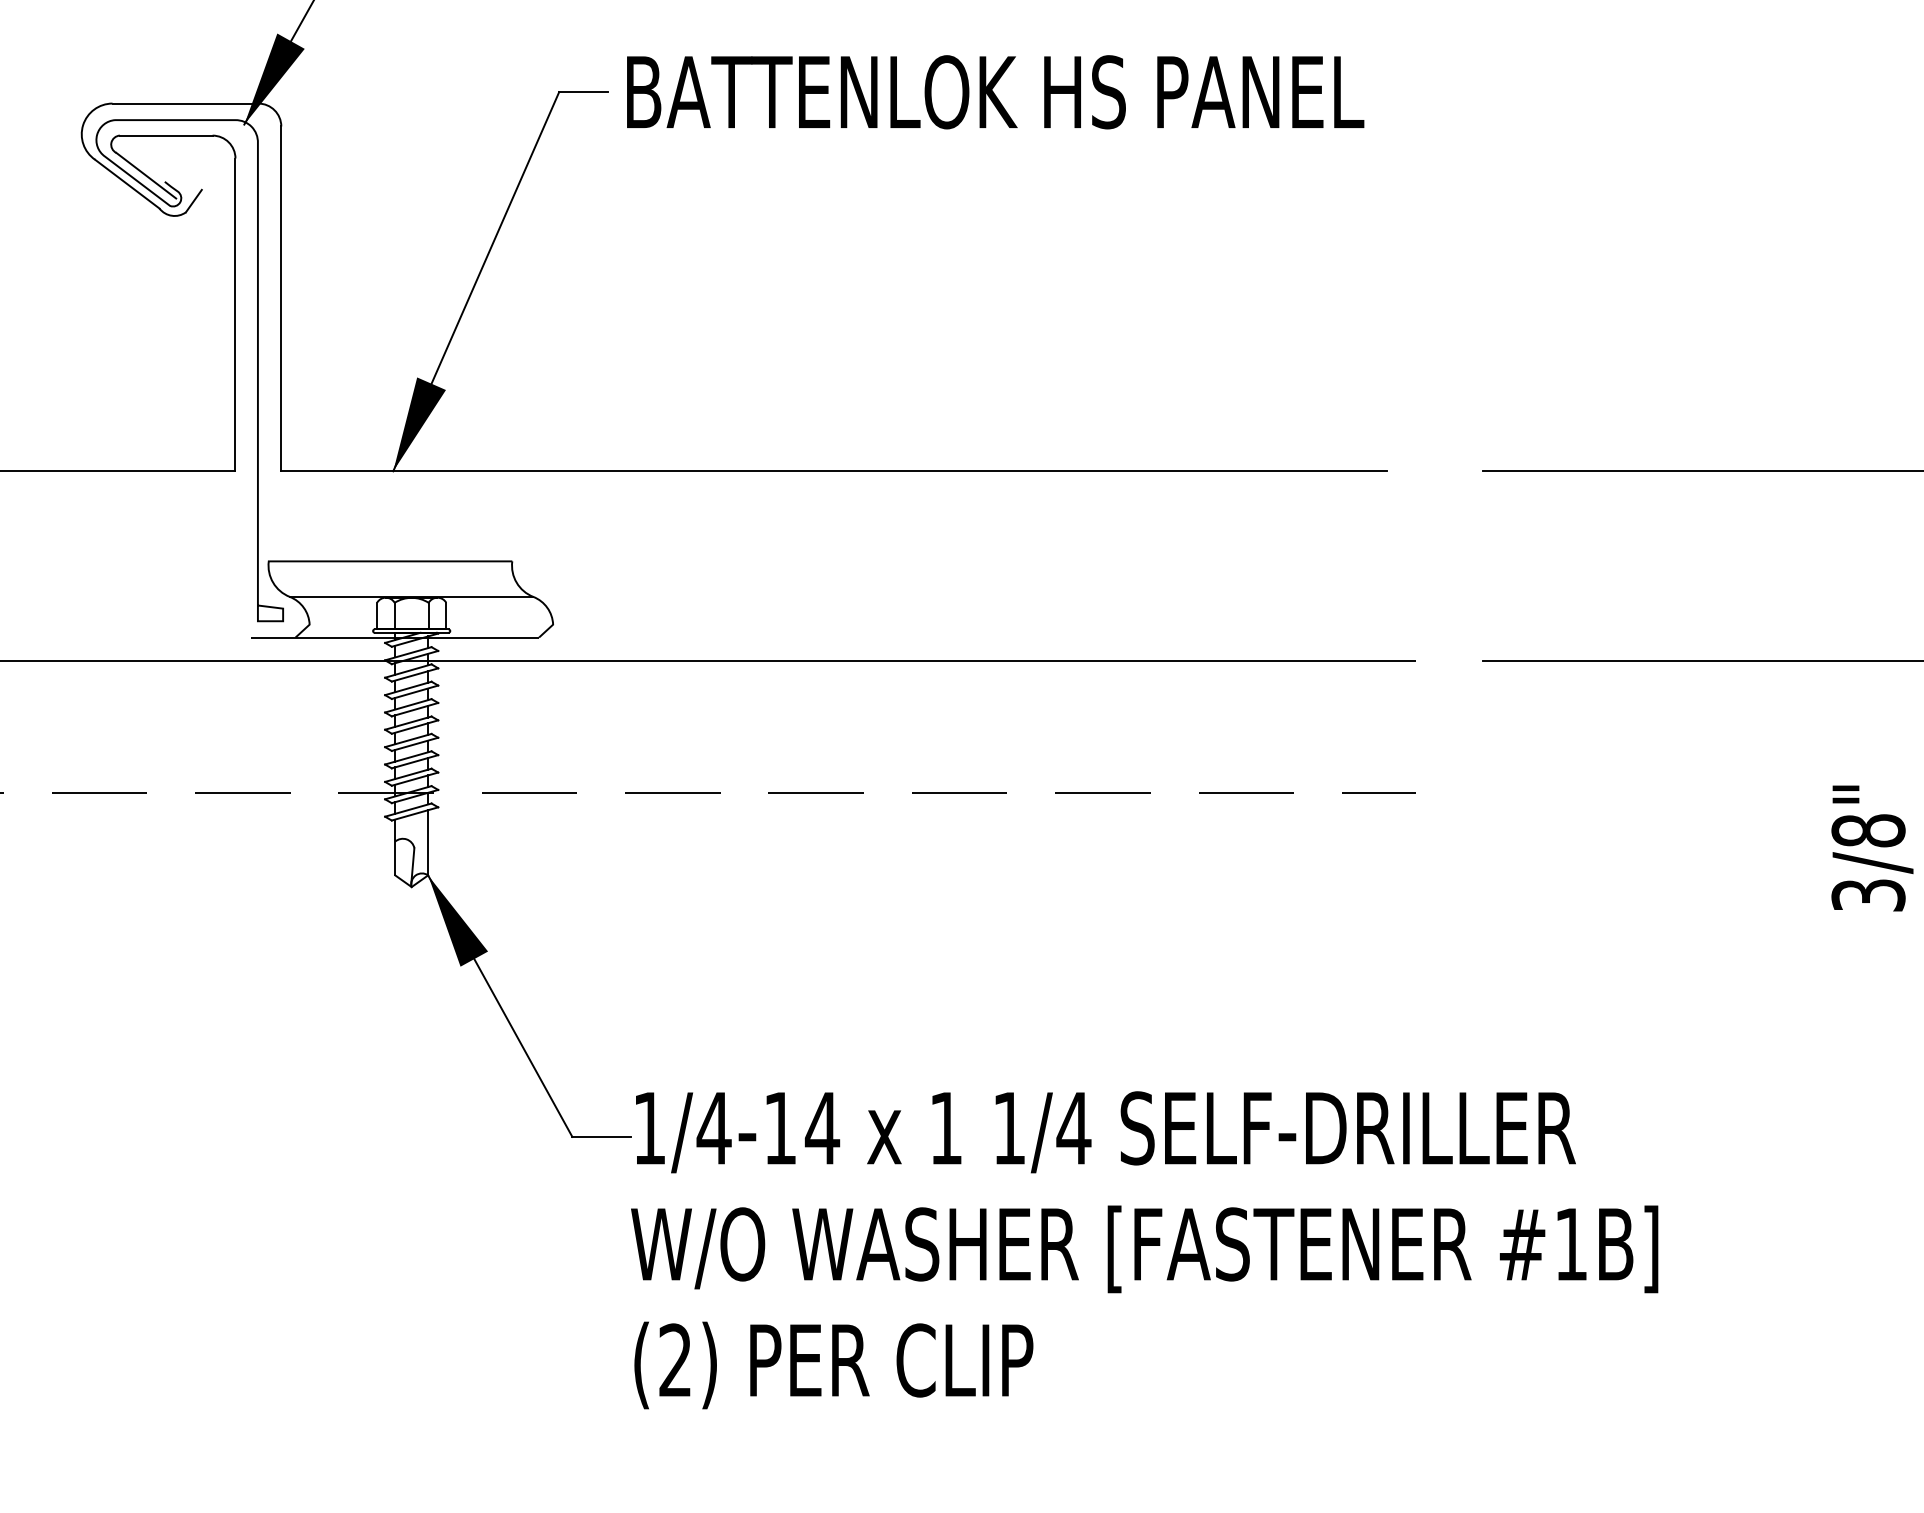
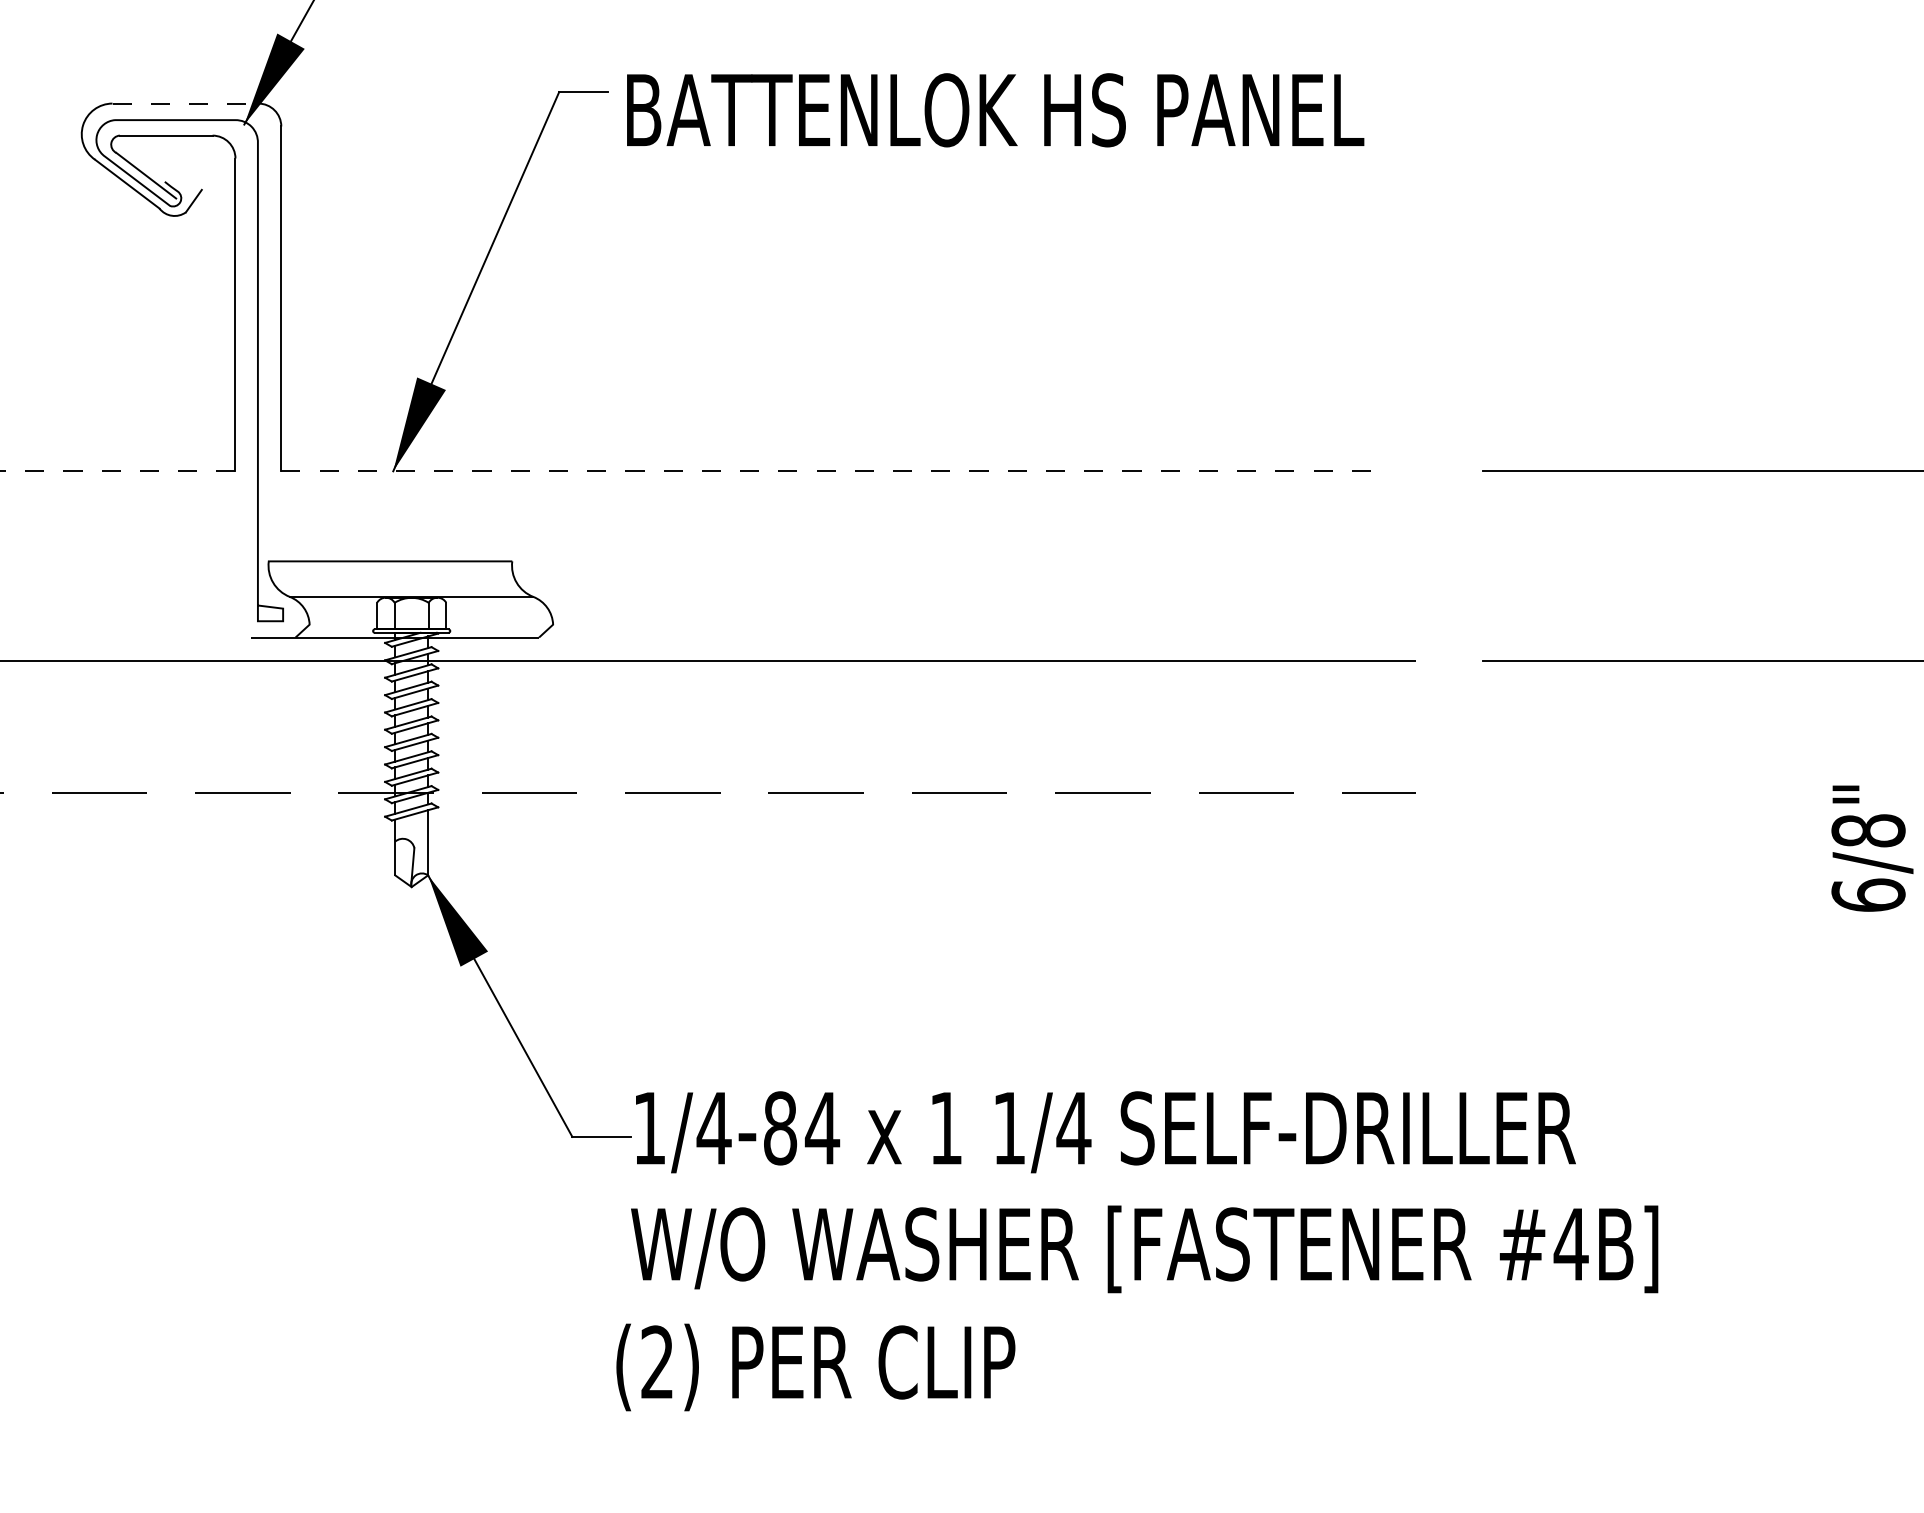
text position: (995, 92) -> (995, 110) (995, 110)
line: solid -> dashed (185, 103)
line: solid -> dashed (117, 471)
line: solid -> dashed (834, 471)
text: 3/8" -> 6/8" (1868, 894)
text: 1/4-14 -> 1/4-84 (780, 1128)
text: #1B] -> #4B] (1570, 1244)
text position: (833, 1365) -> (815, 1367) (815, 1367)
